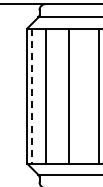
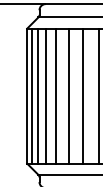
line: none -> present (37, 95)
line: none -> present (56, 95)
line: none -> present (82, 95)
line: dashed -> solid (31, 96)
